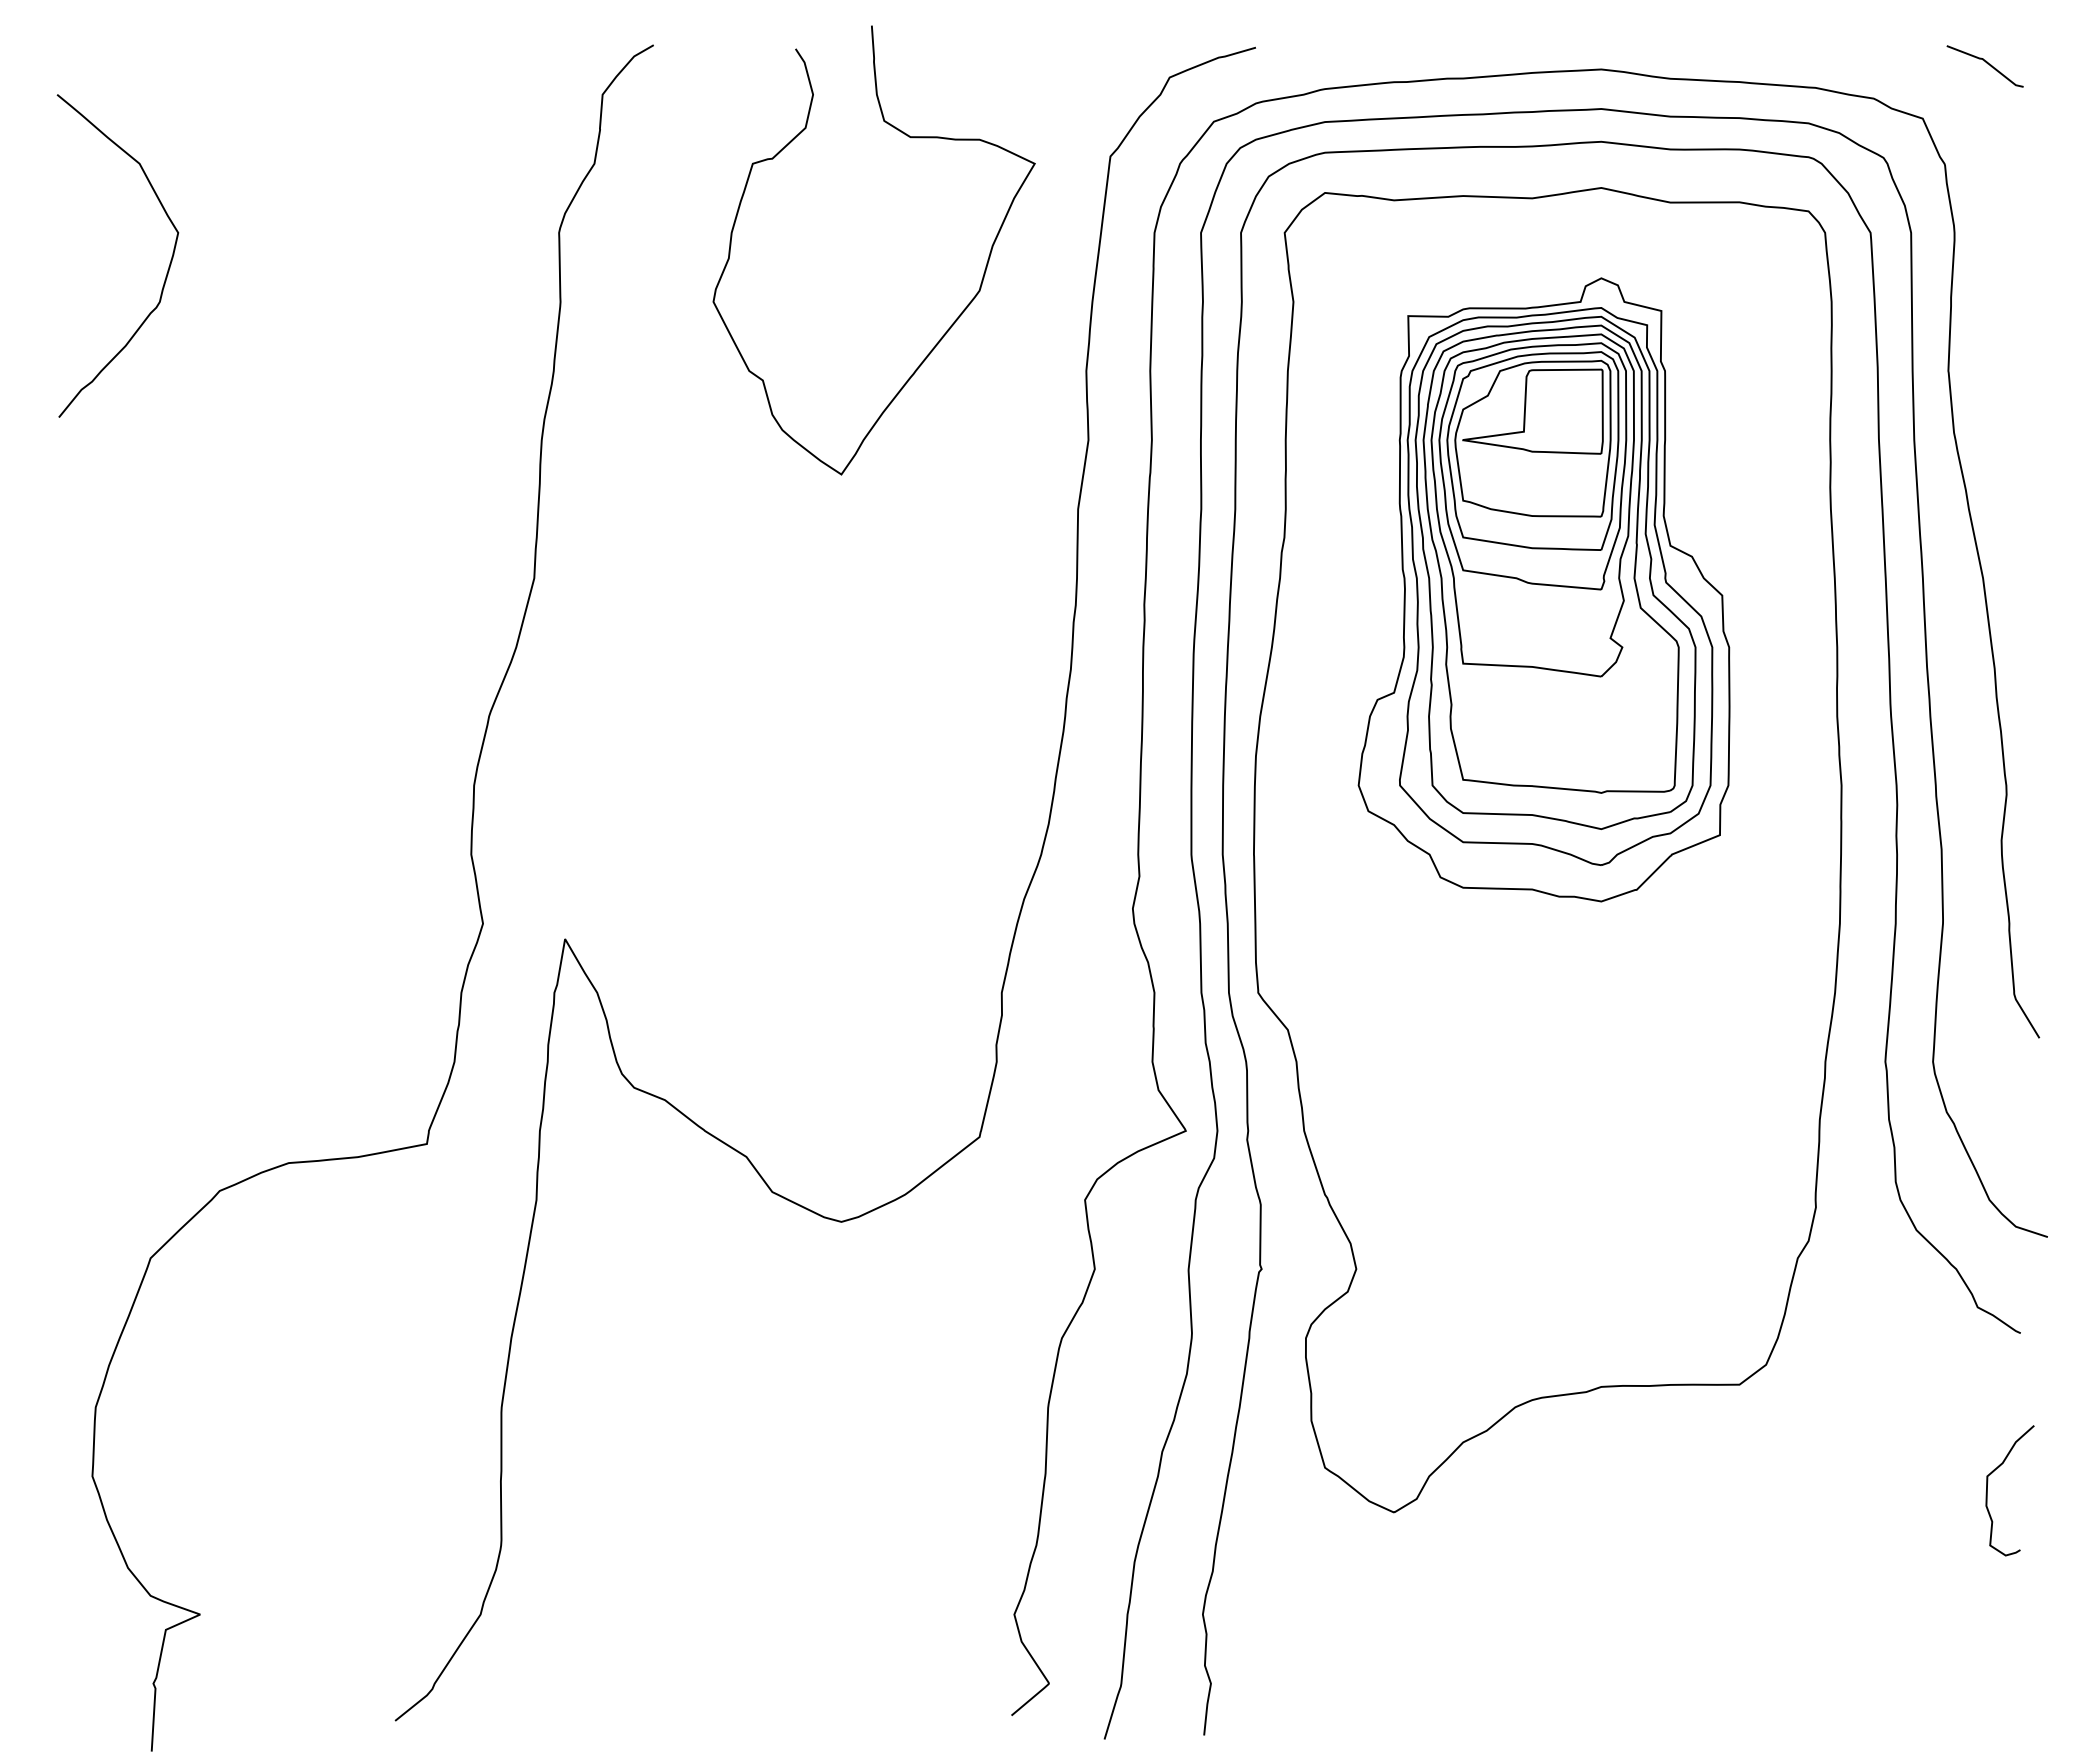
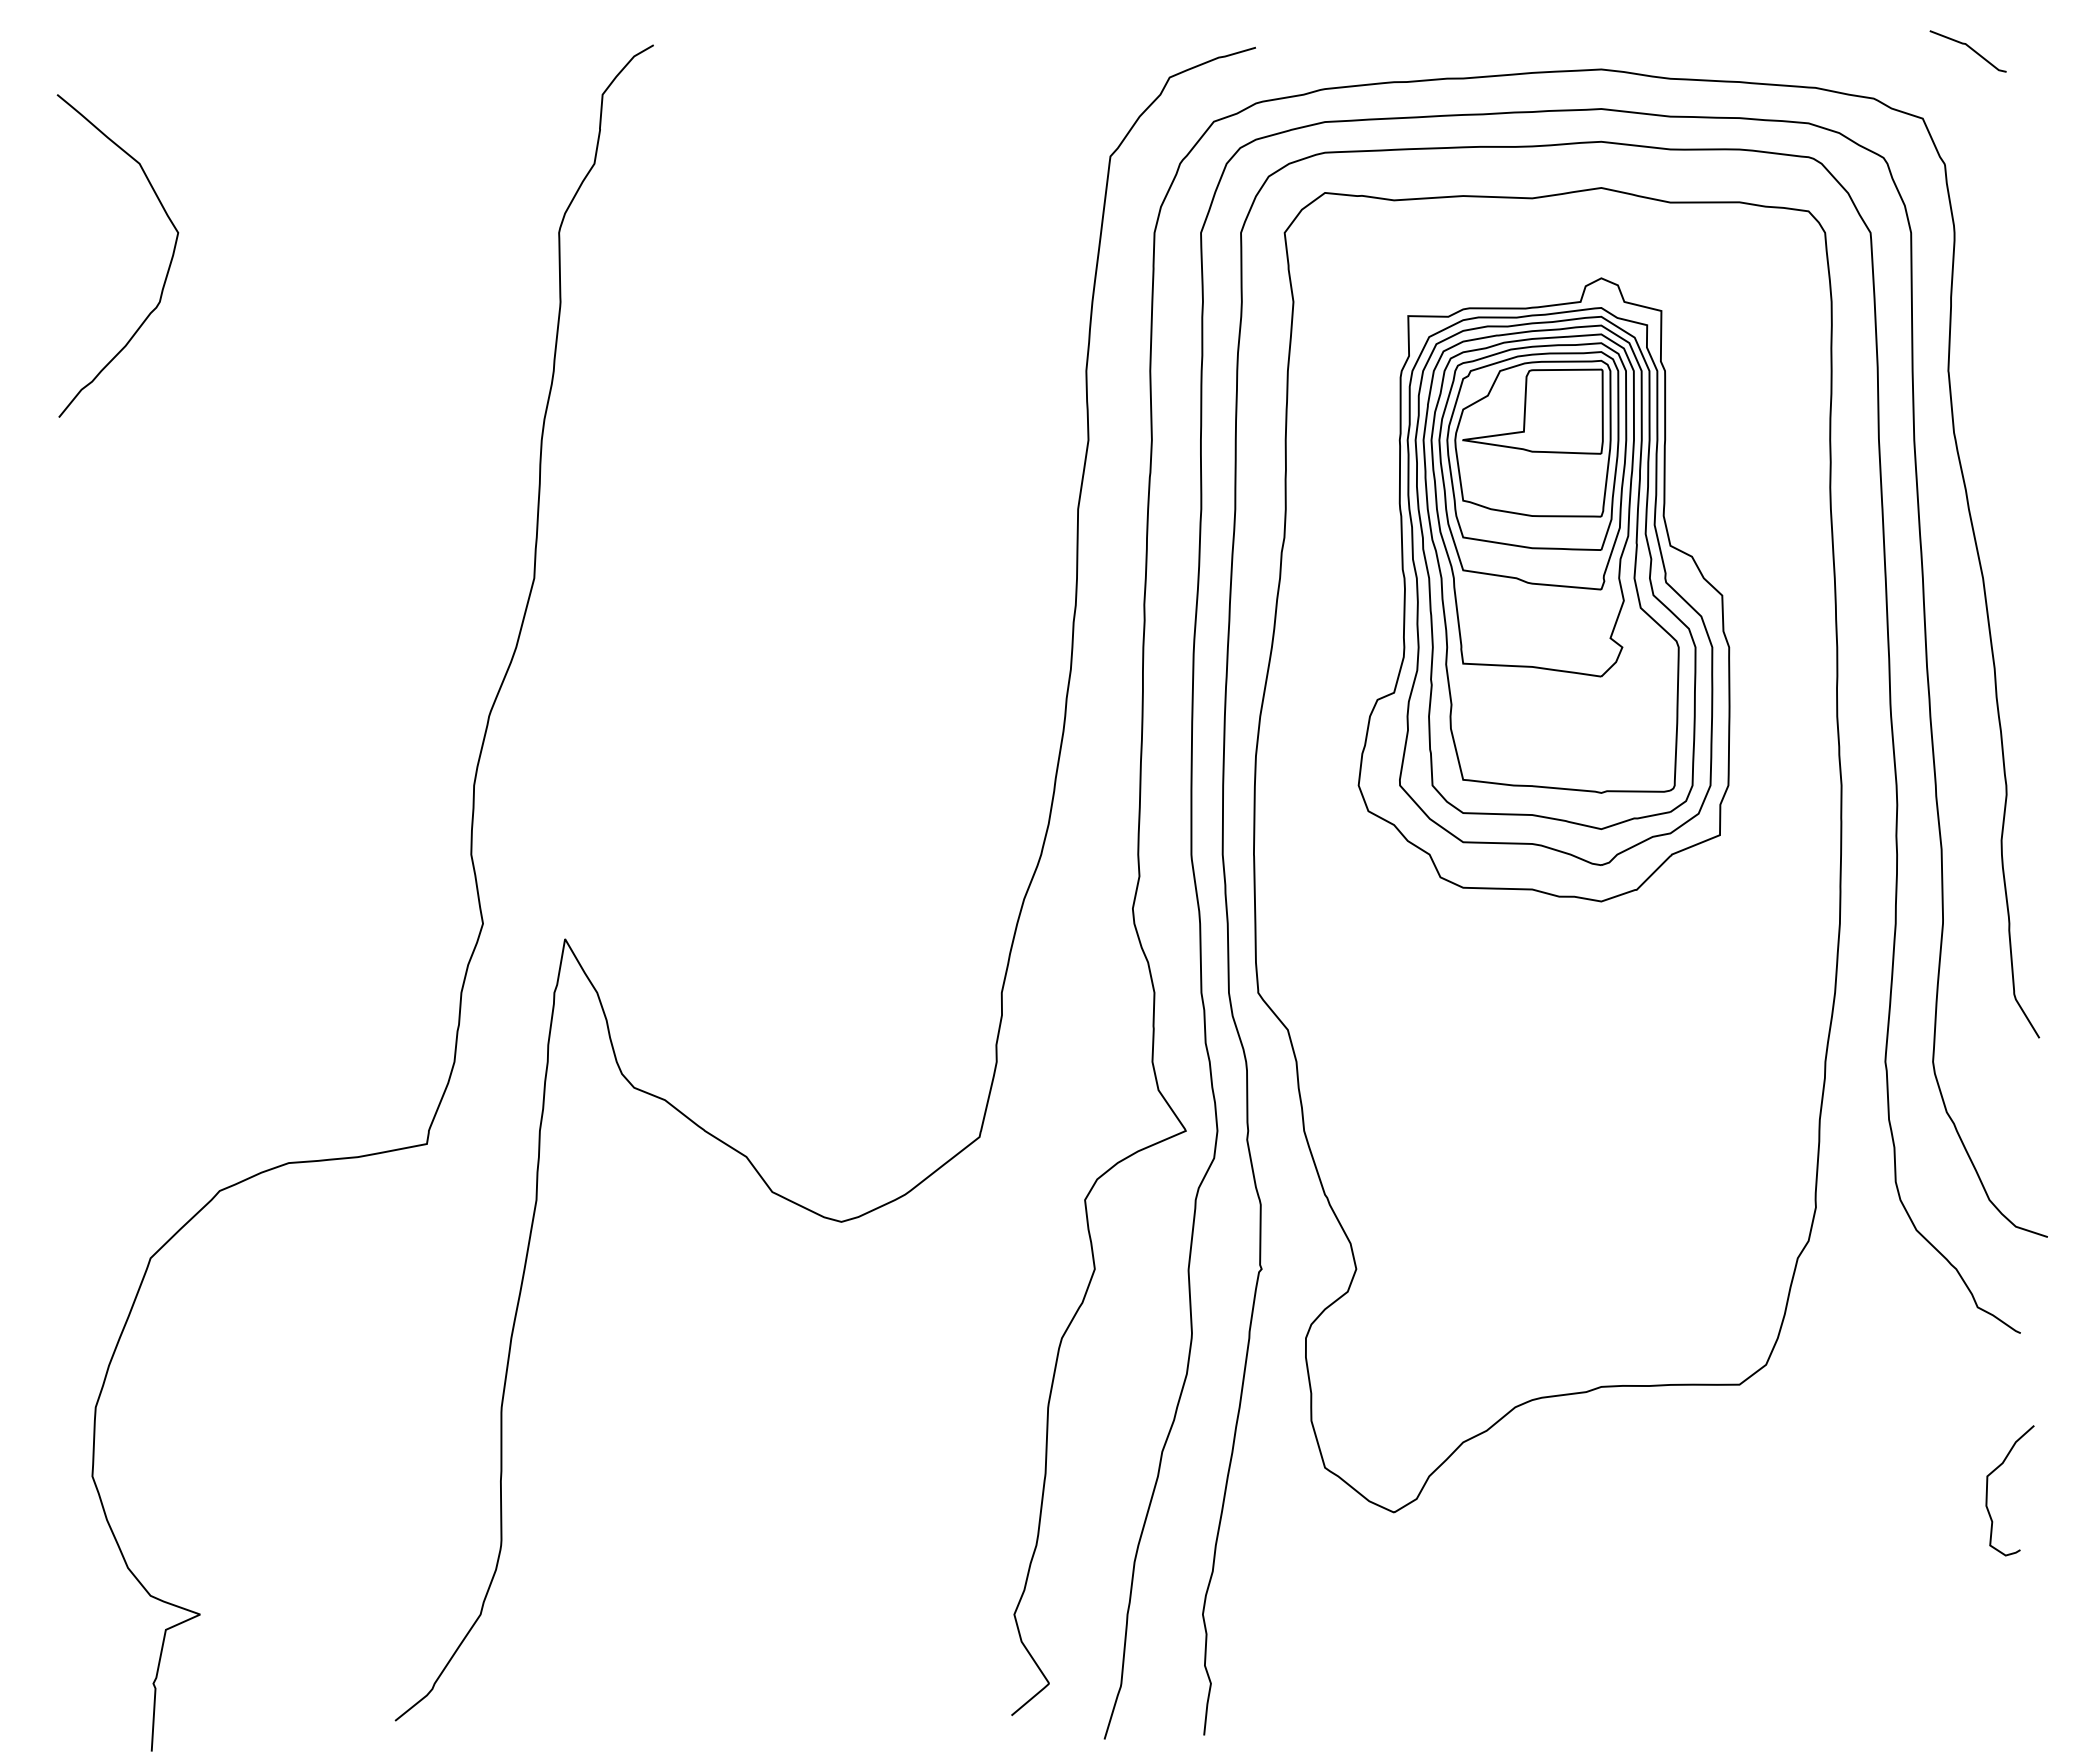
line position: (1986, 63) -> (1969, 48) (1969, 48)
curve: present -> none (955, 319)
